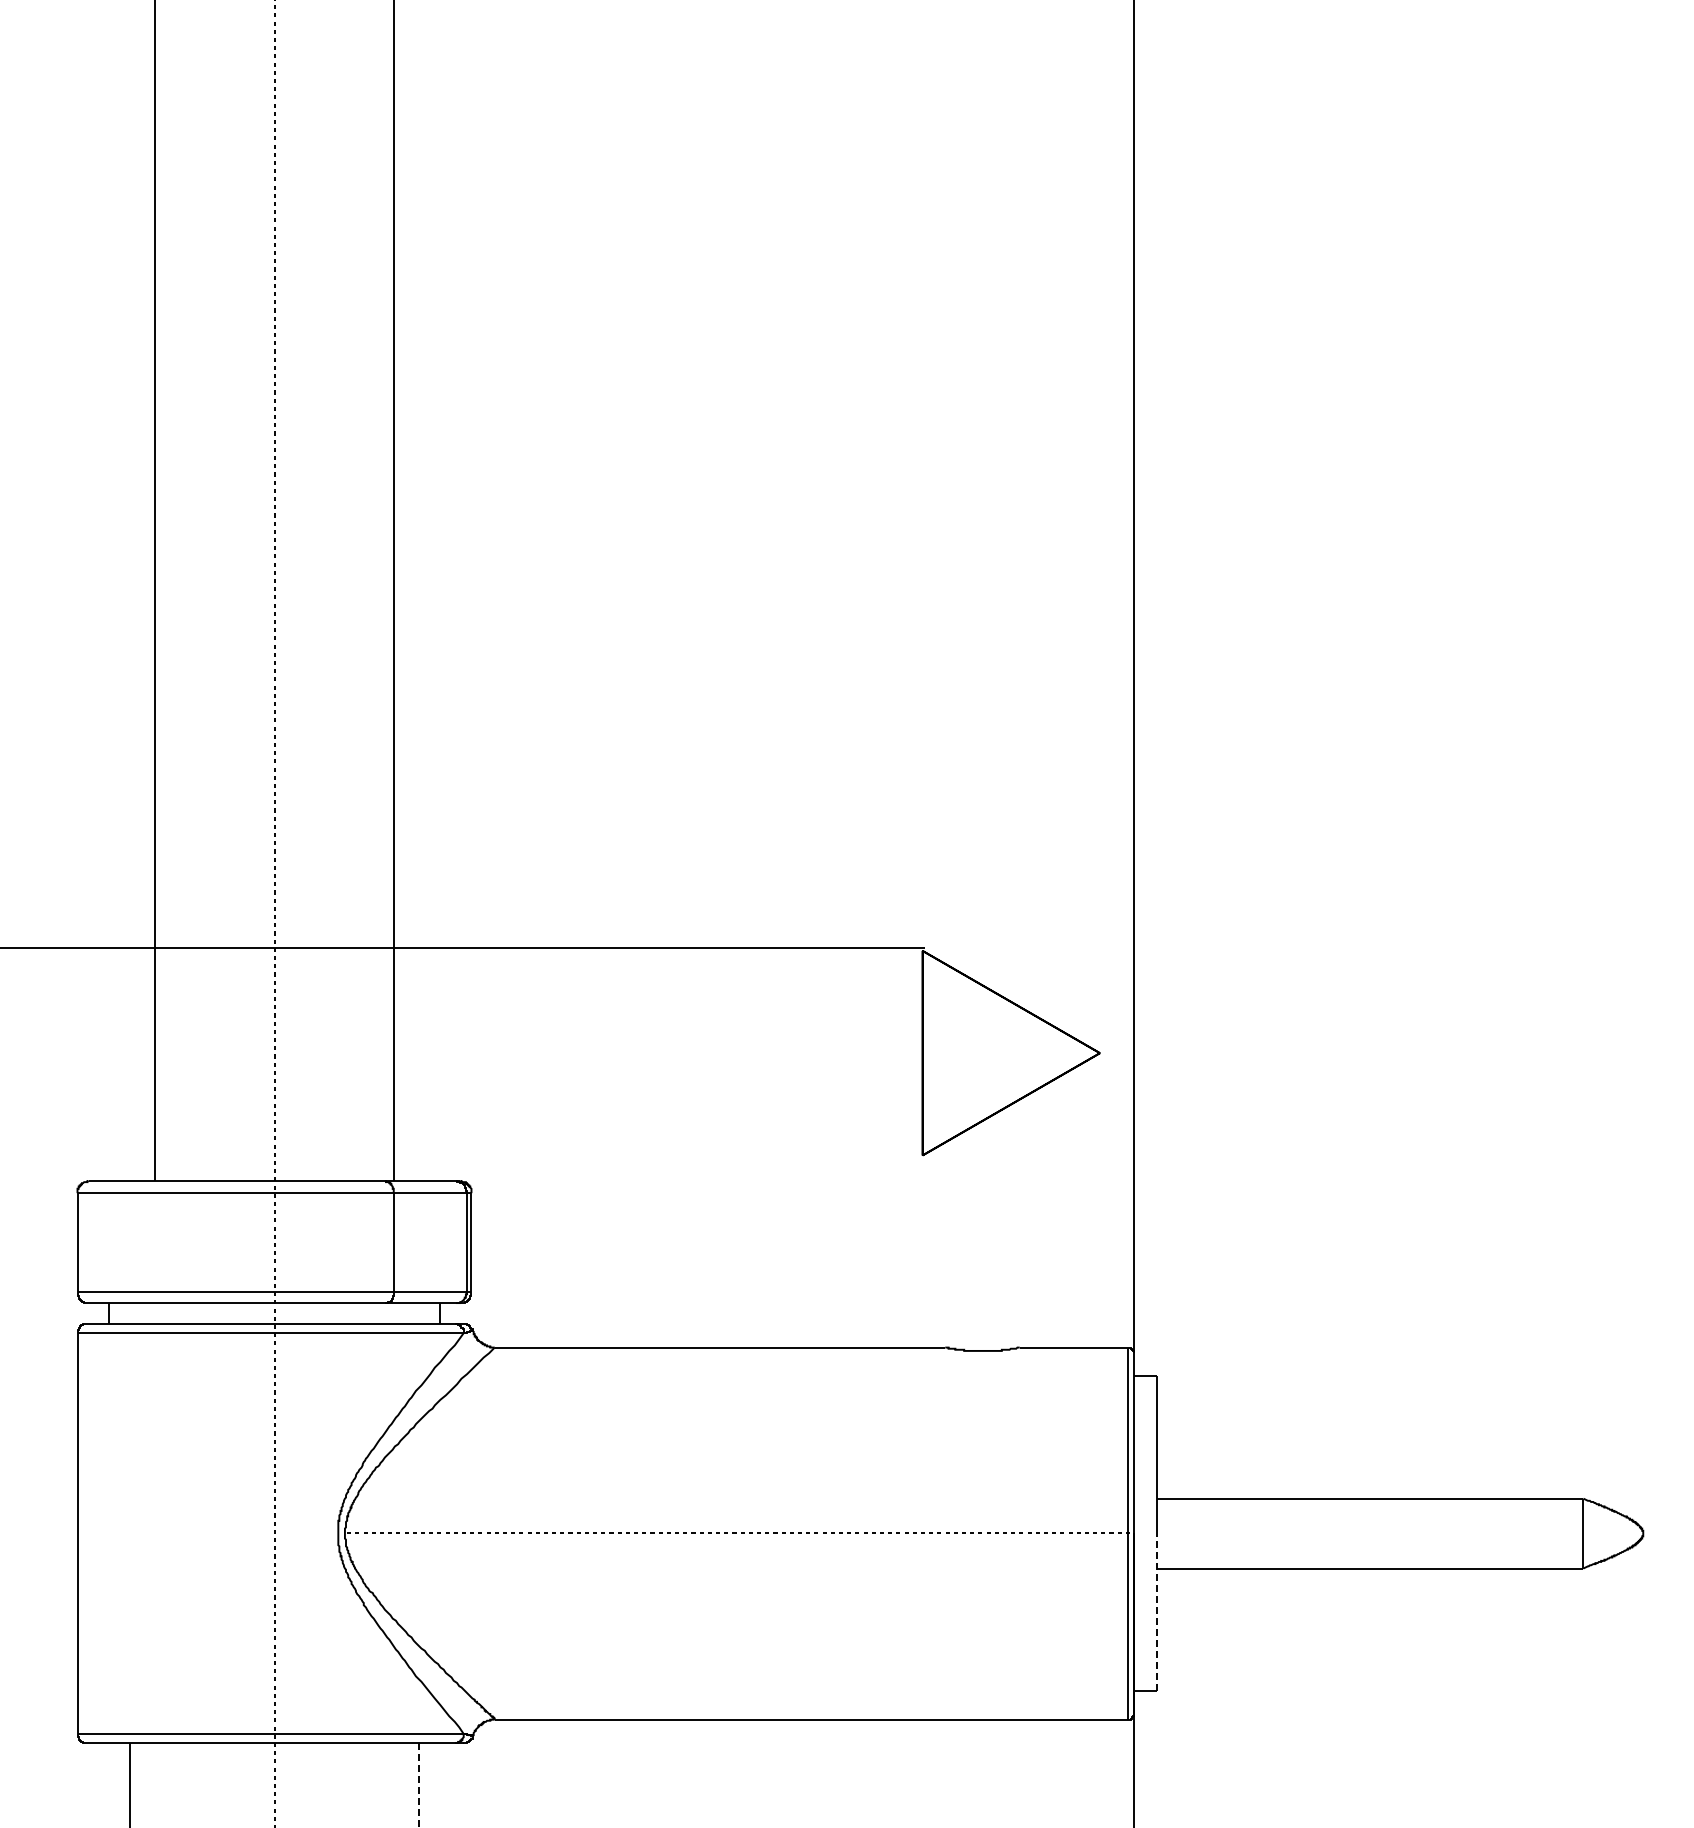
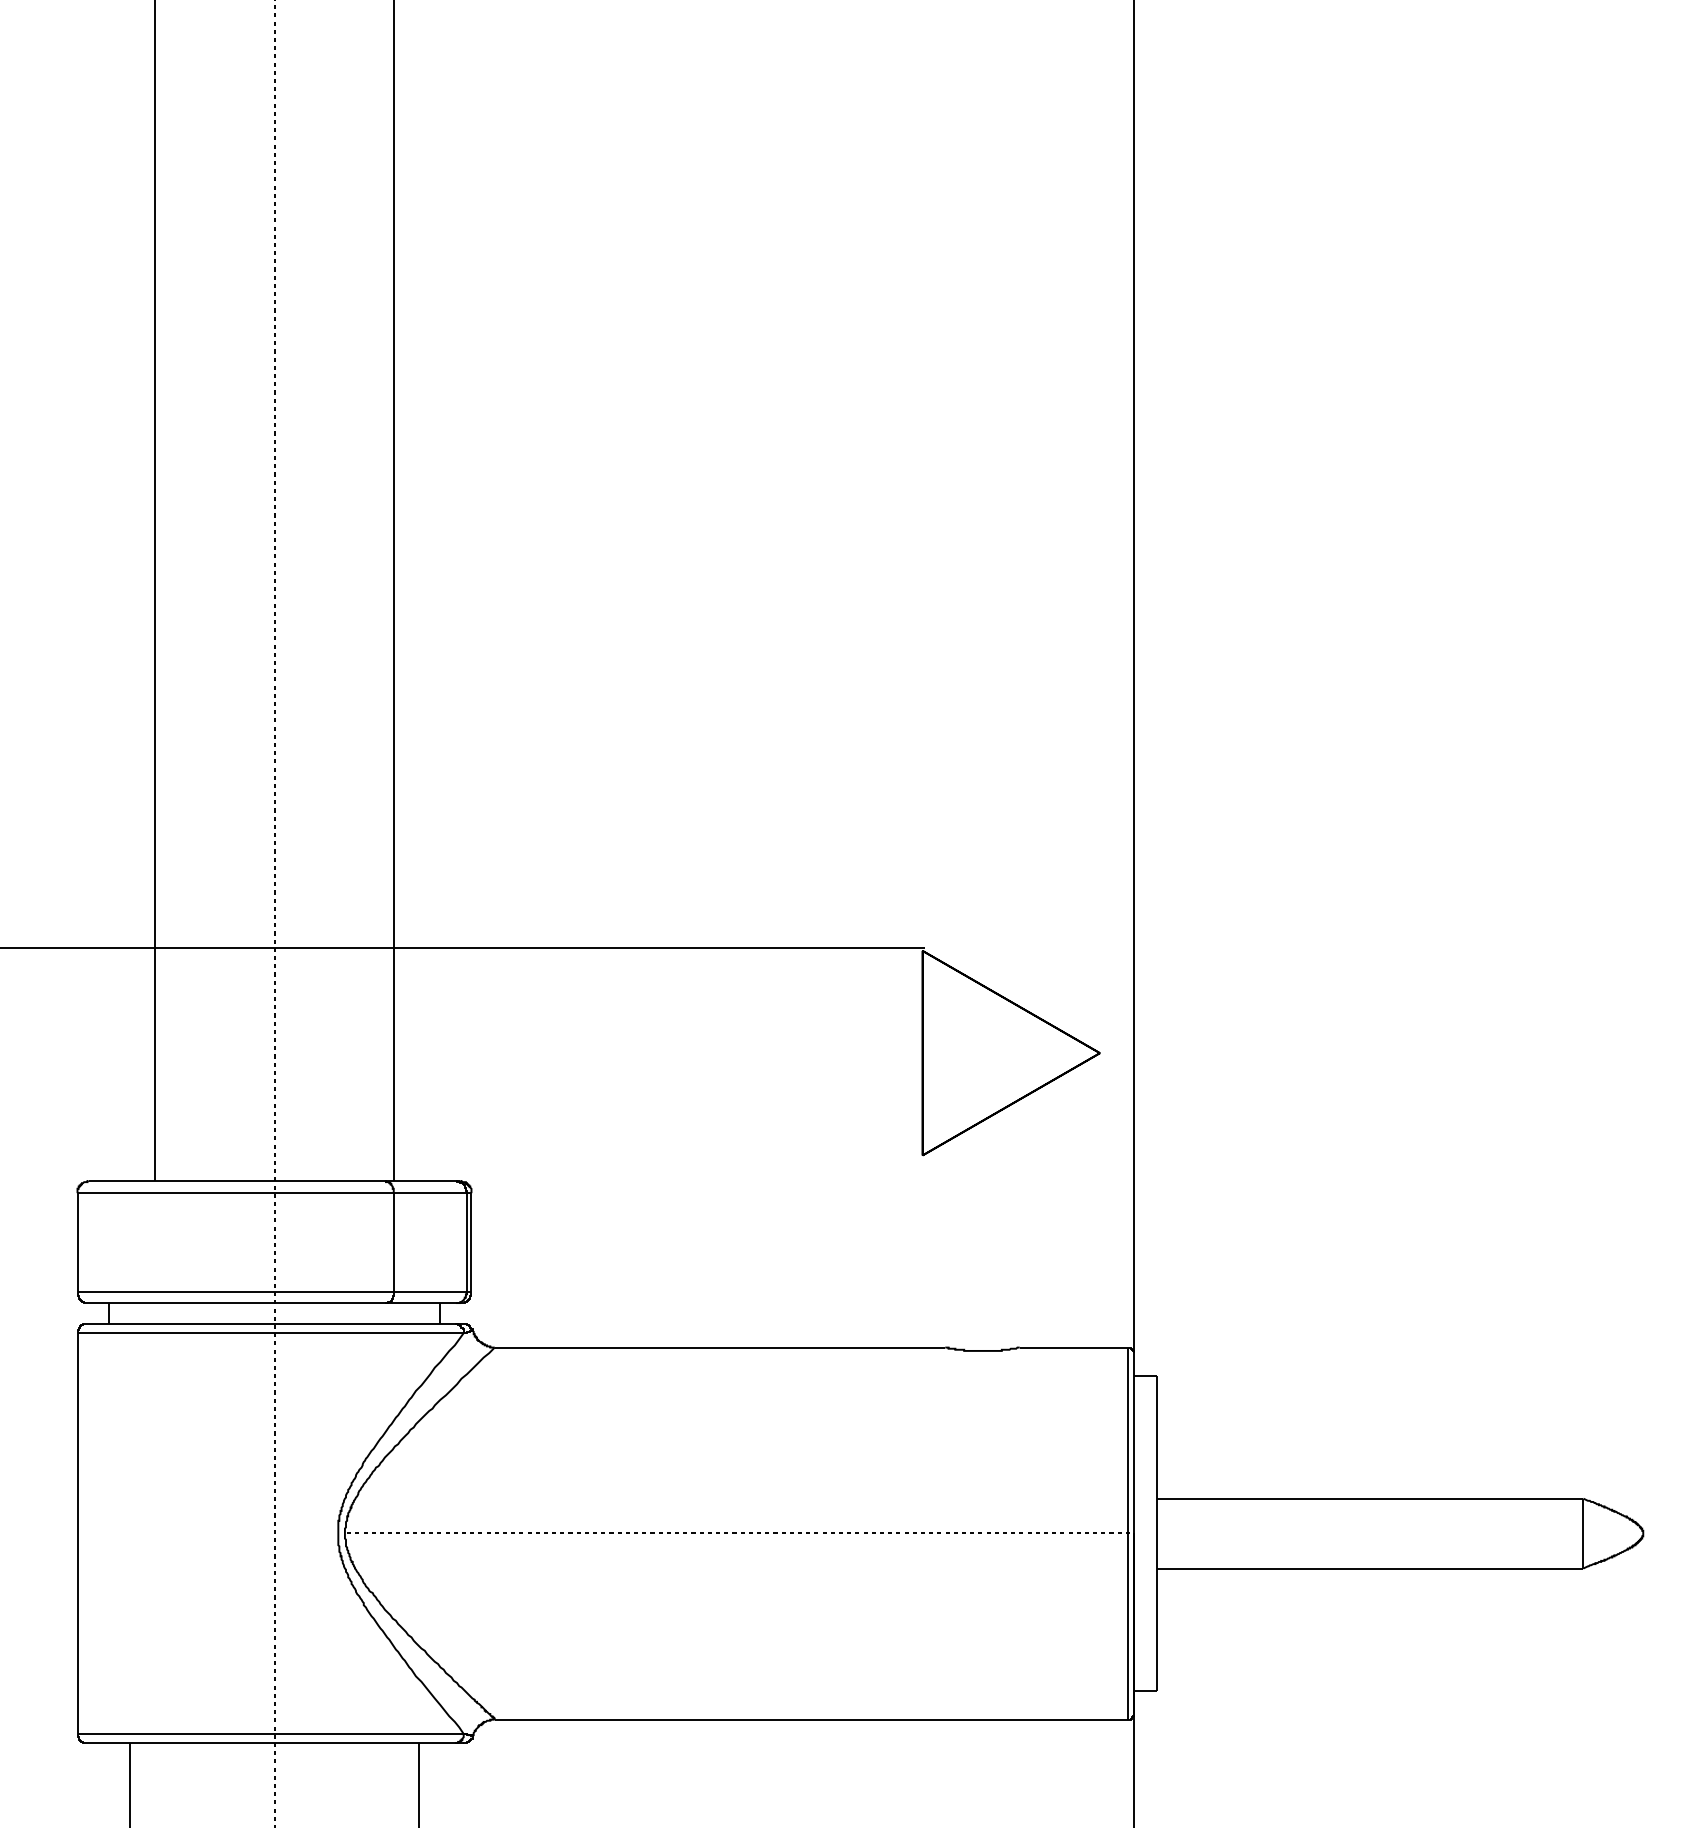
line: dashed -> solid (1157, 1611)
line: dashed -> solid (419, 1784)
